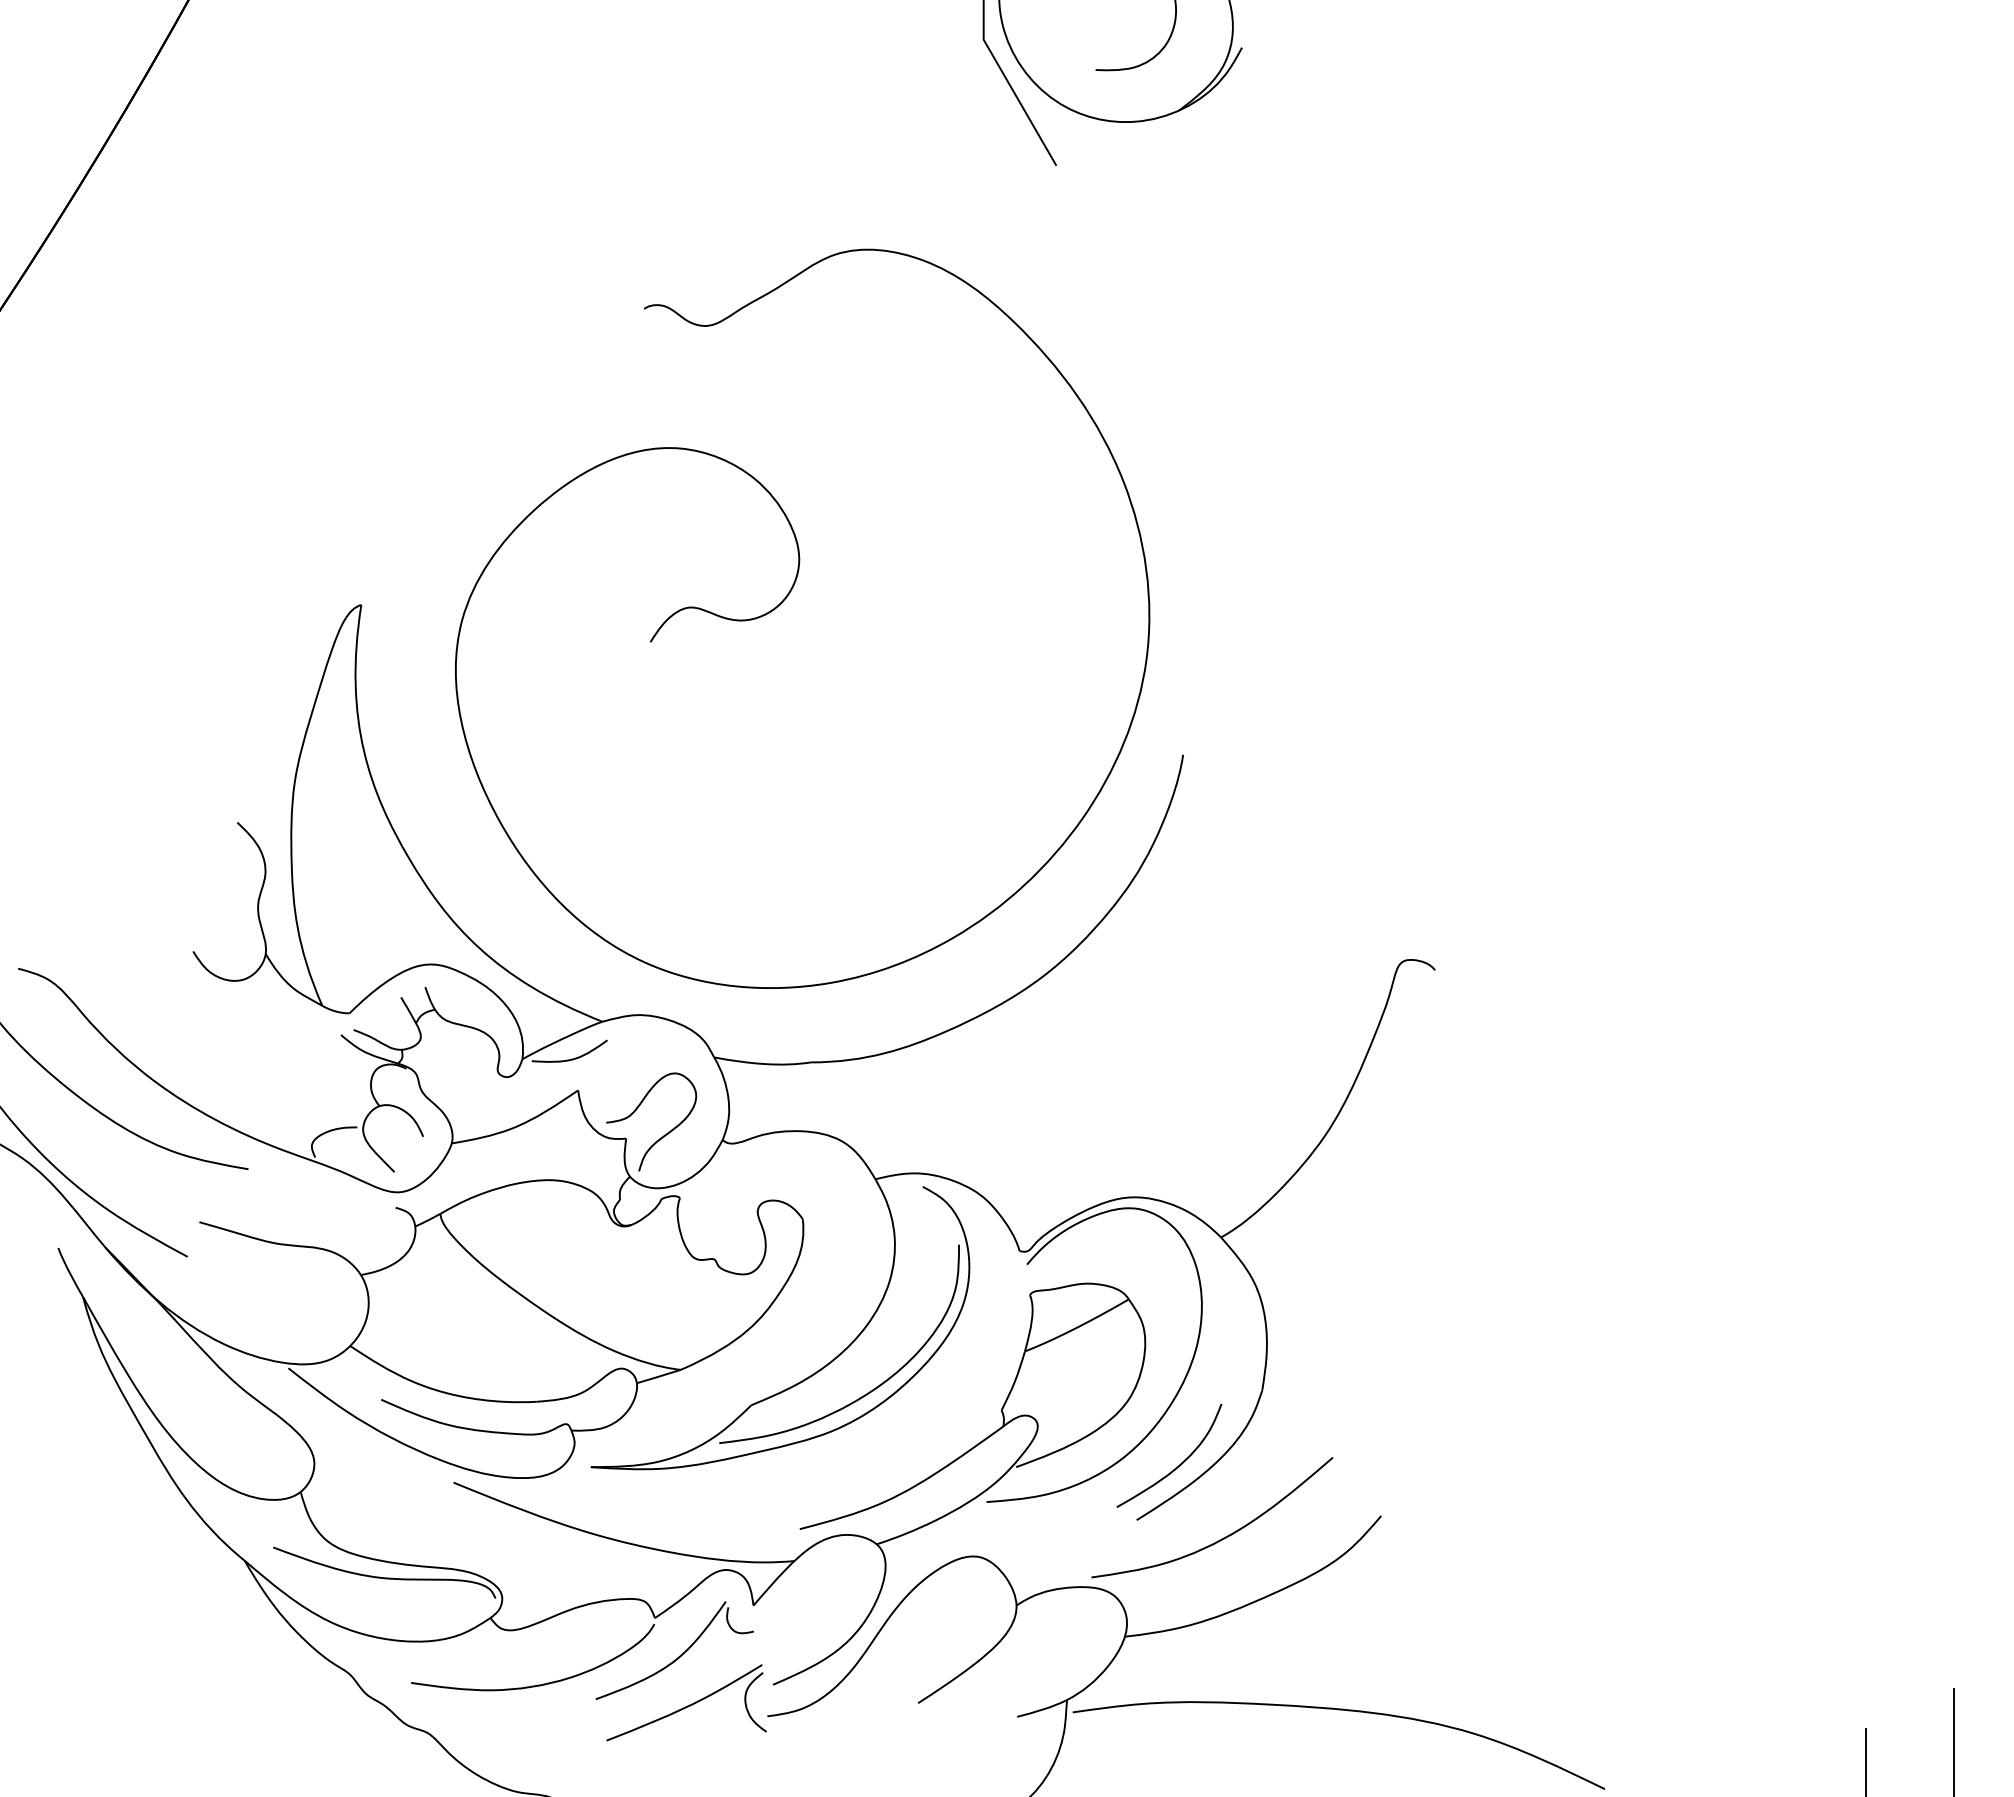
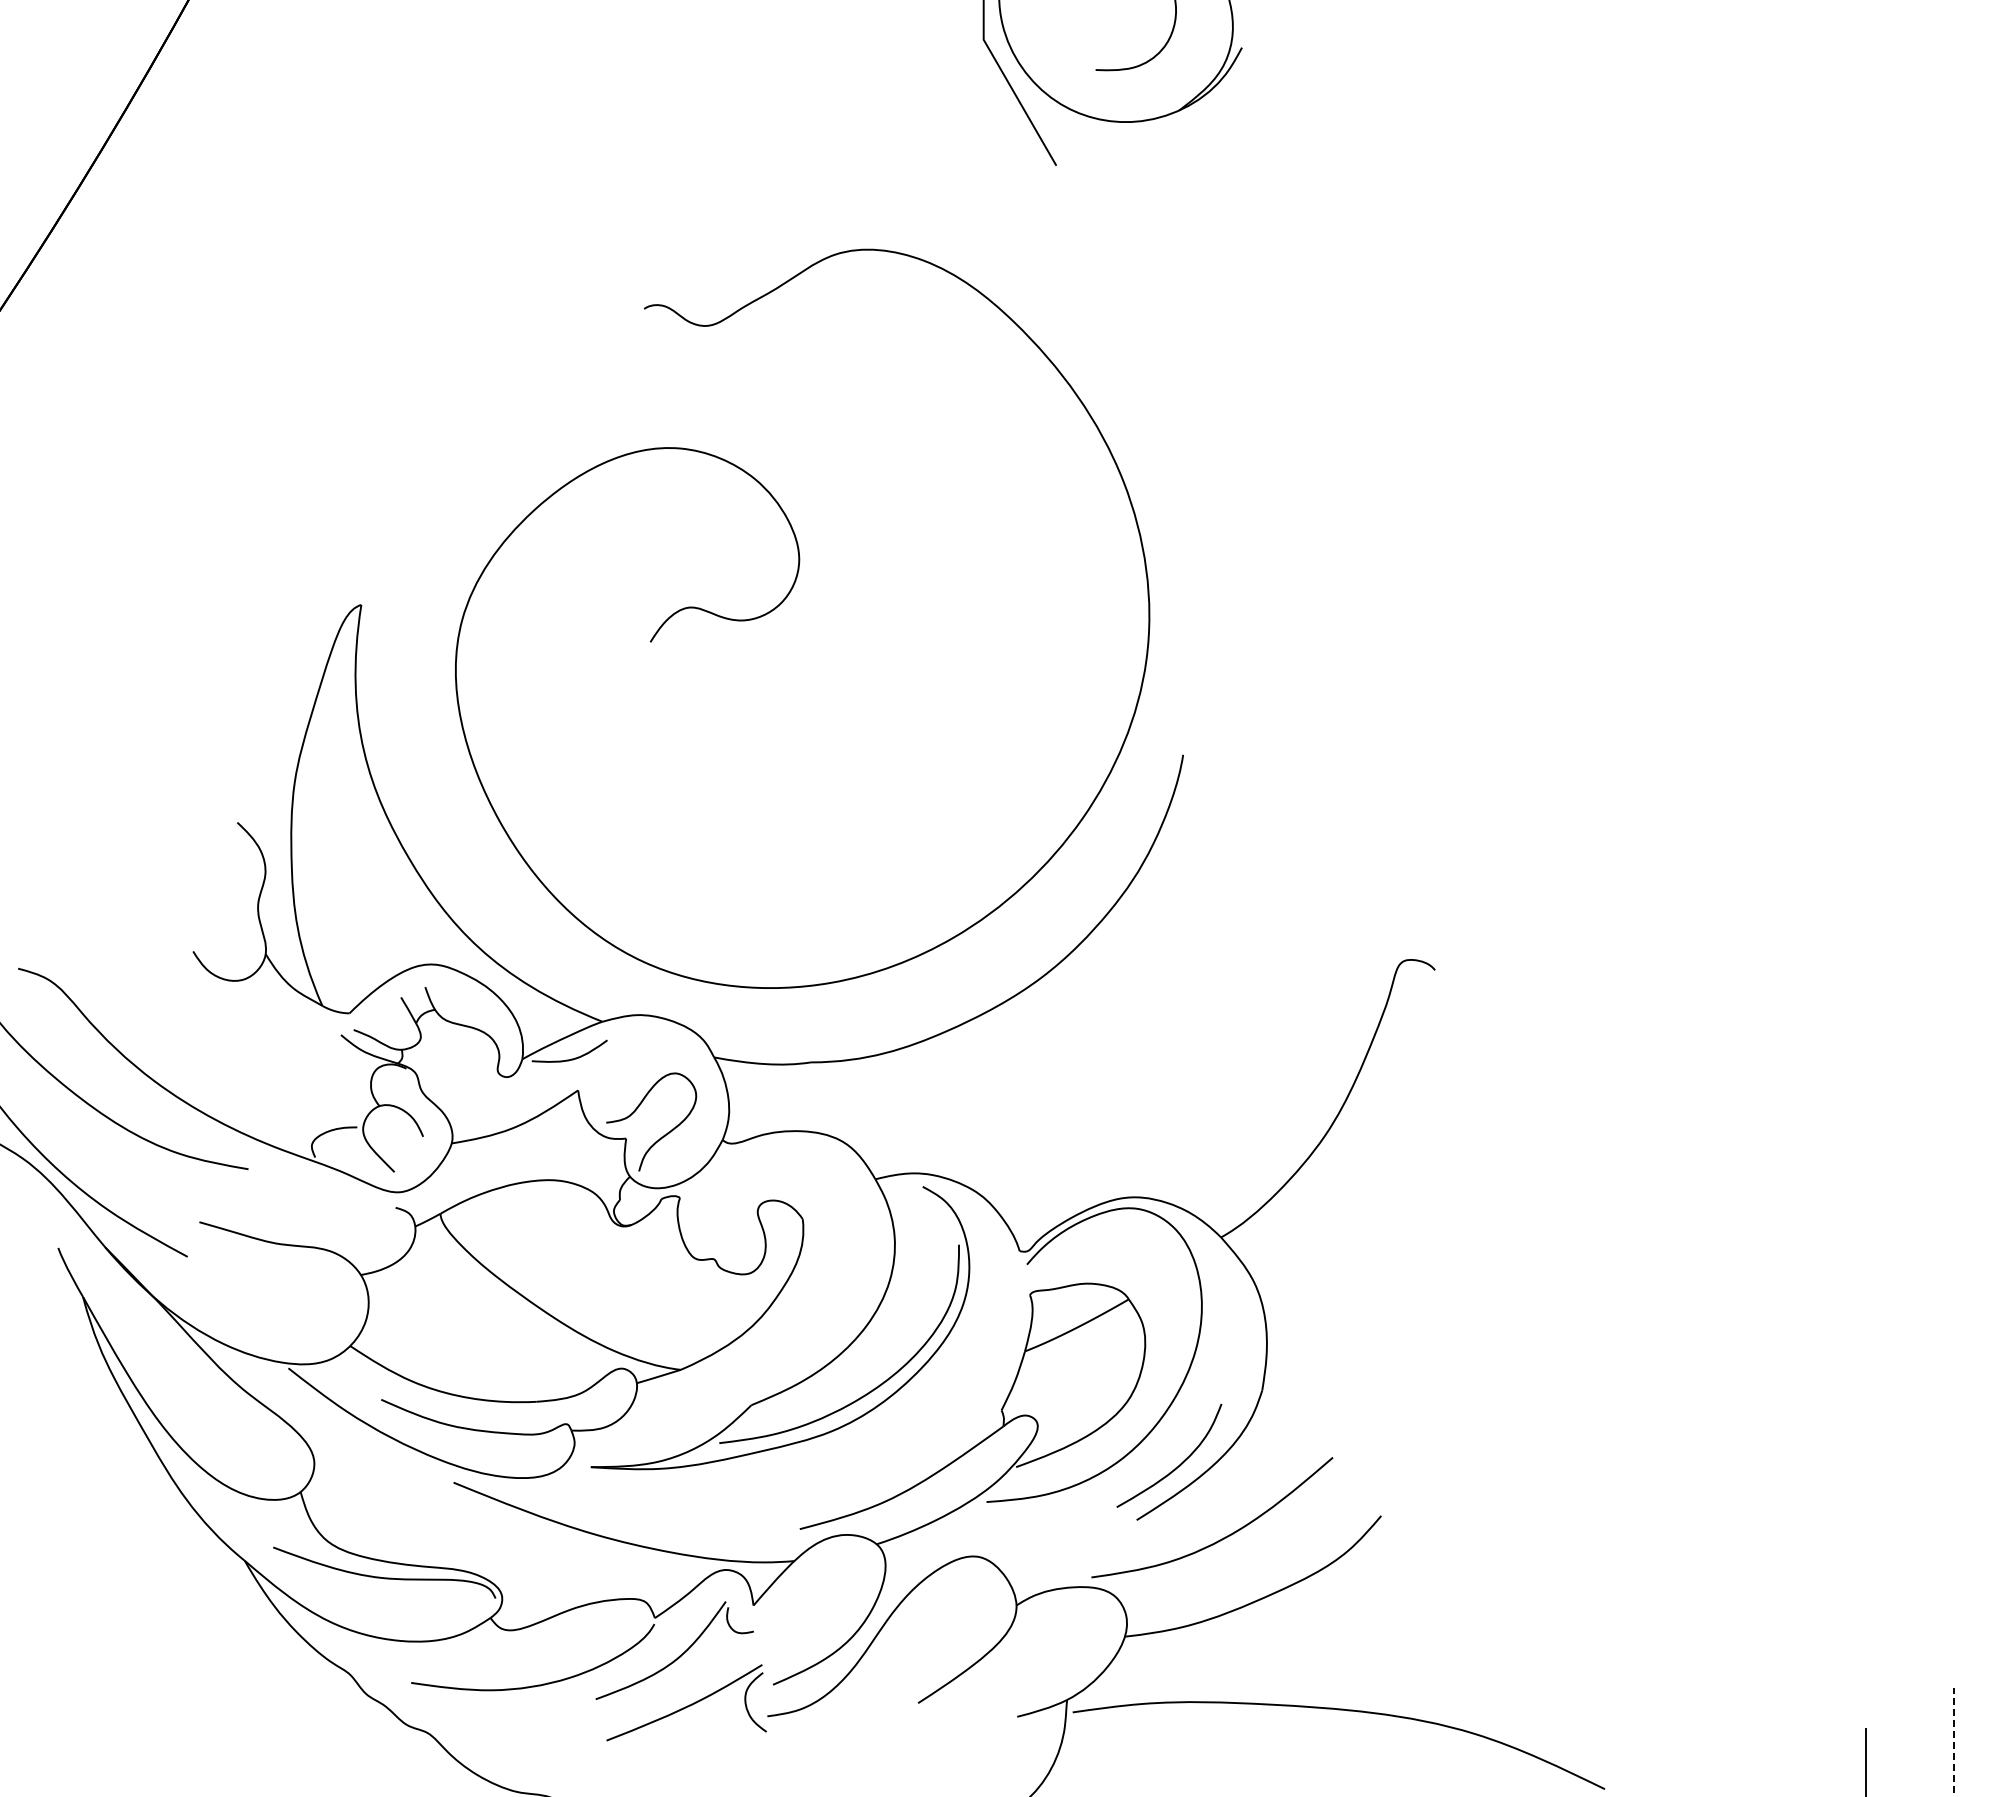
line: solid -> dashed (1953, 1742)
